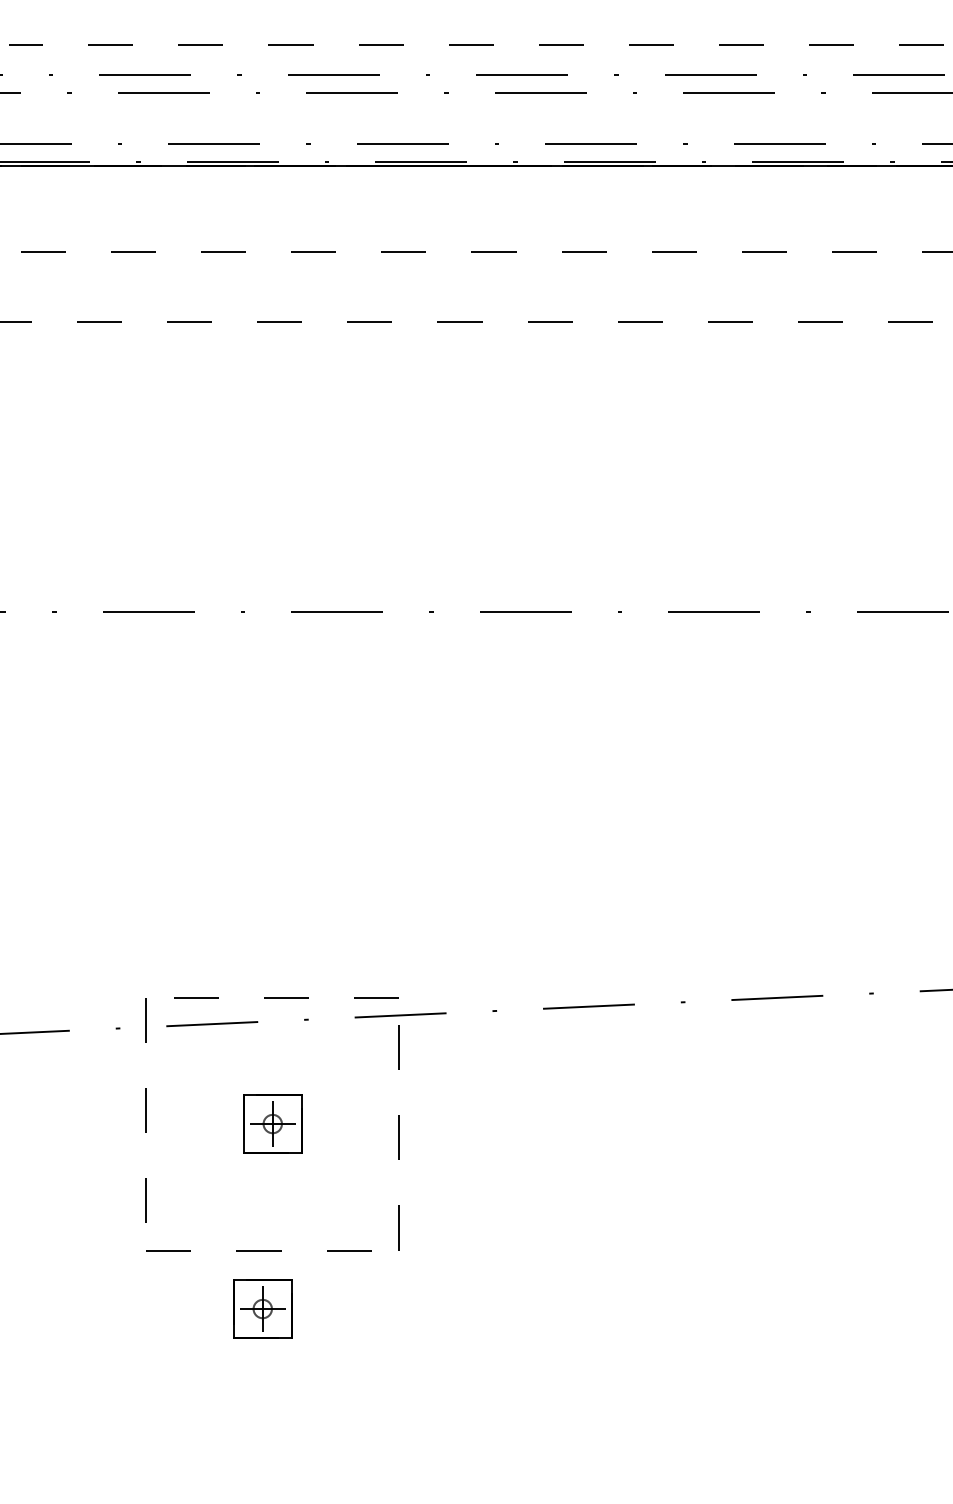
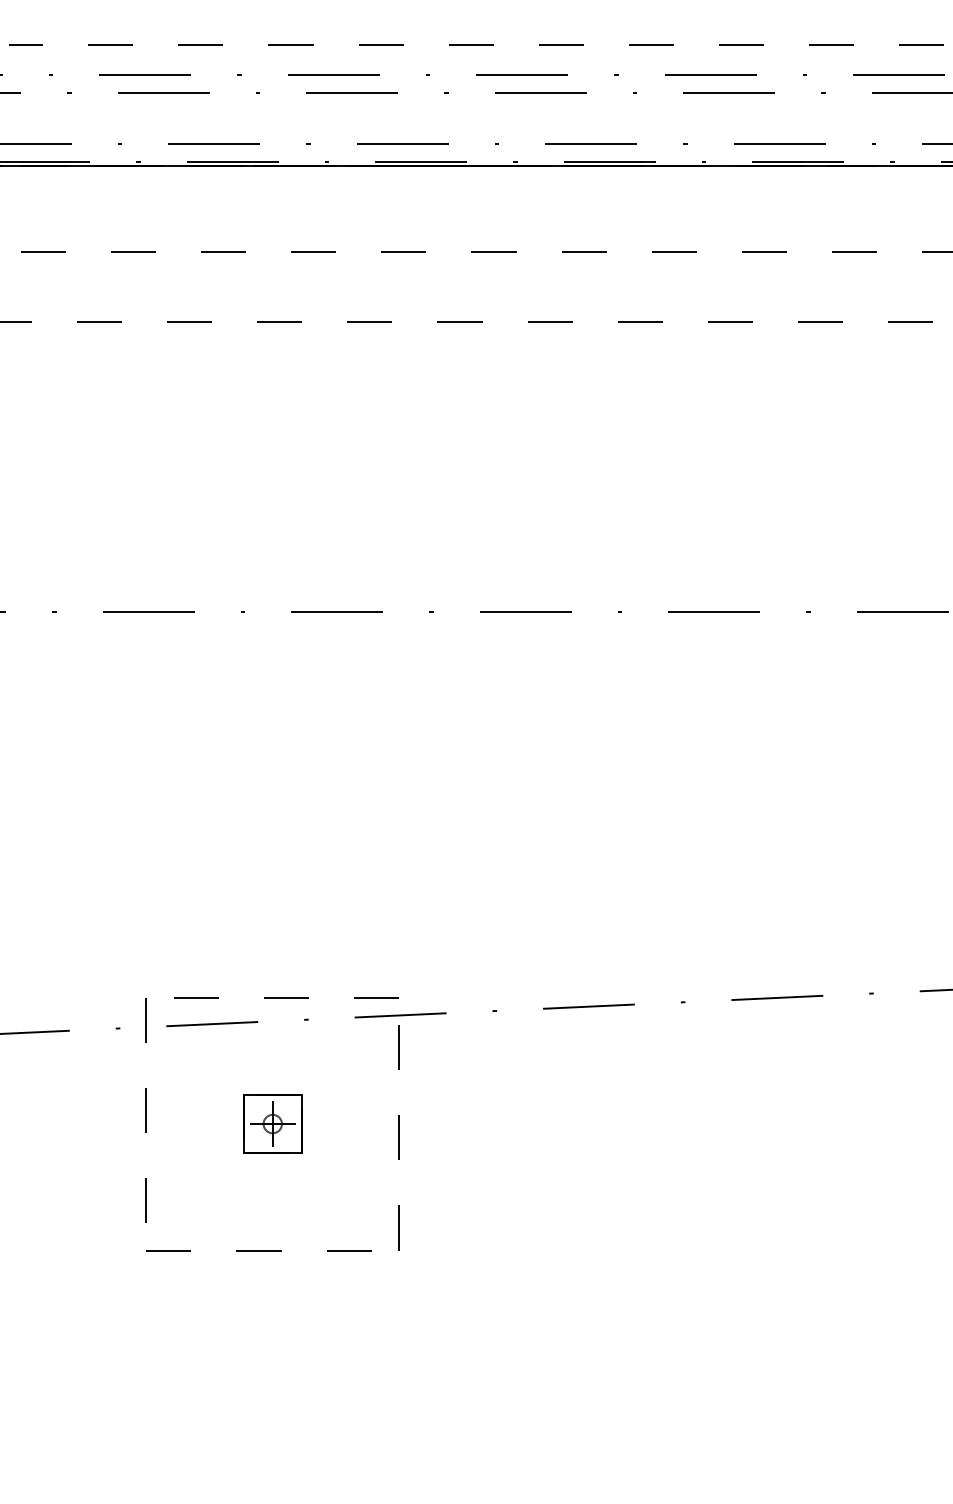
part: present -> none (262, 1308)
